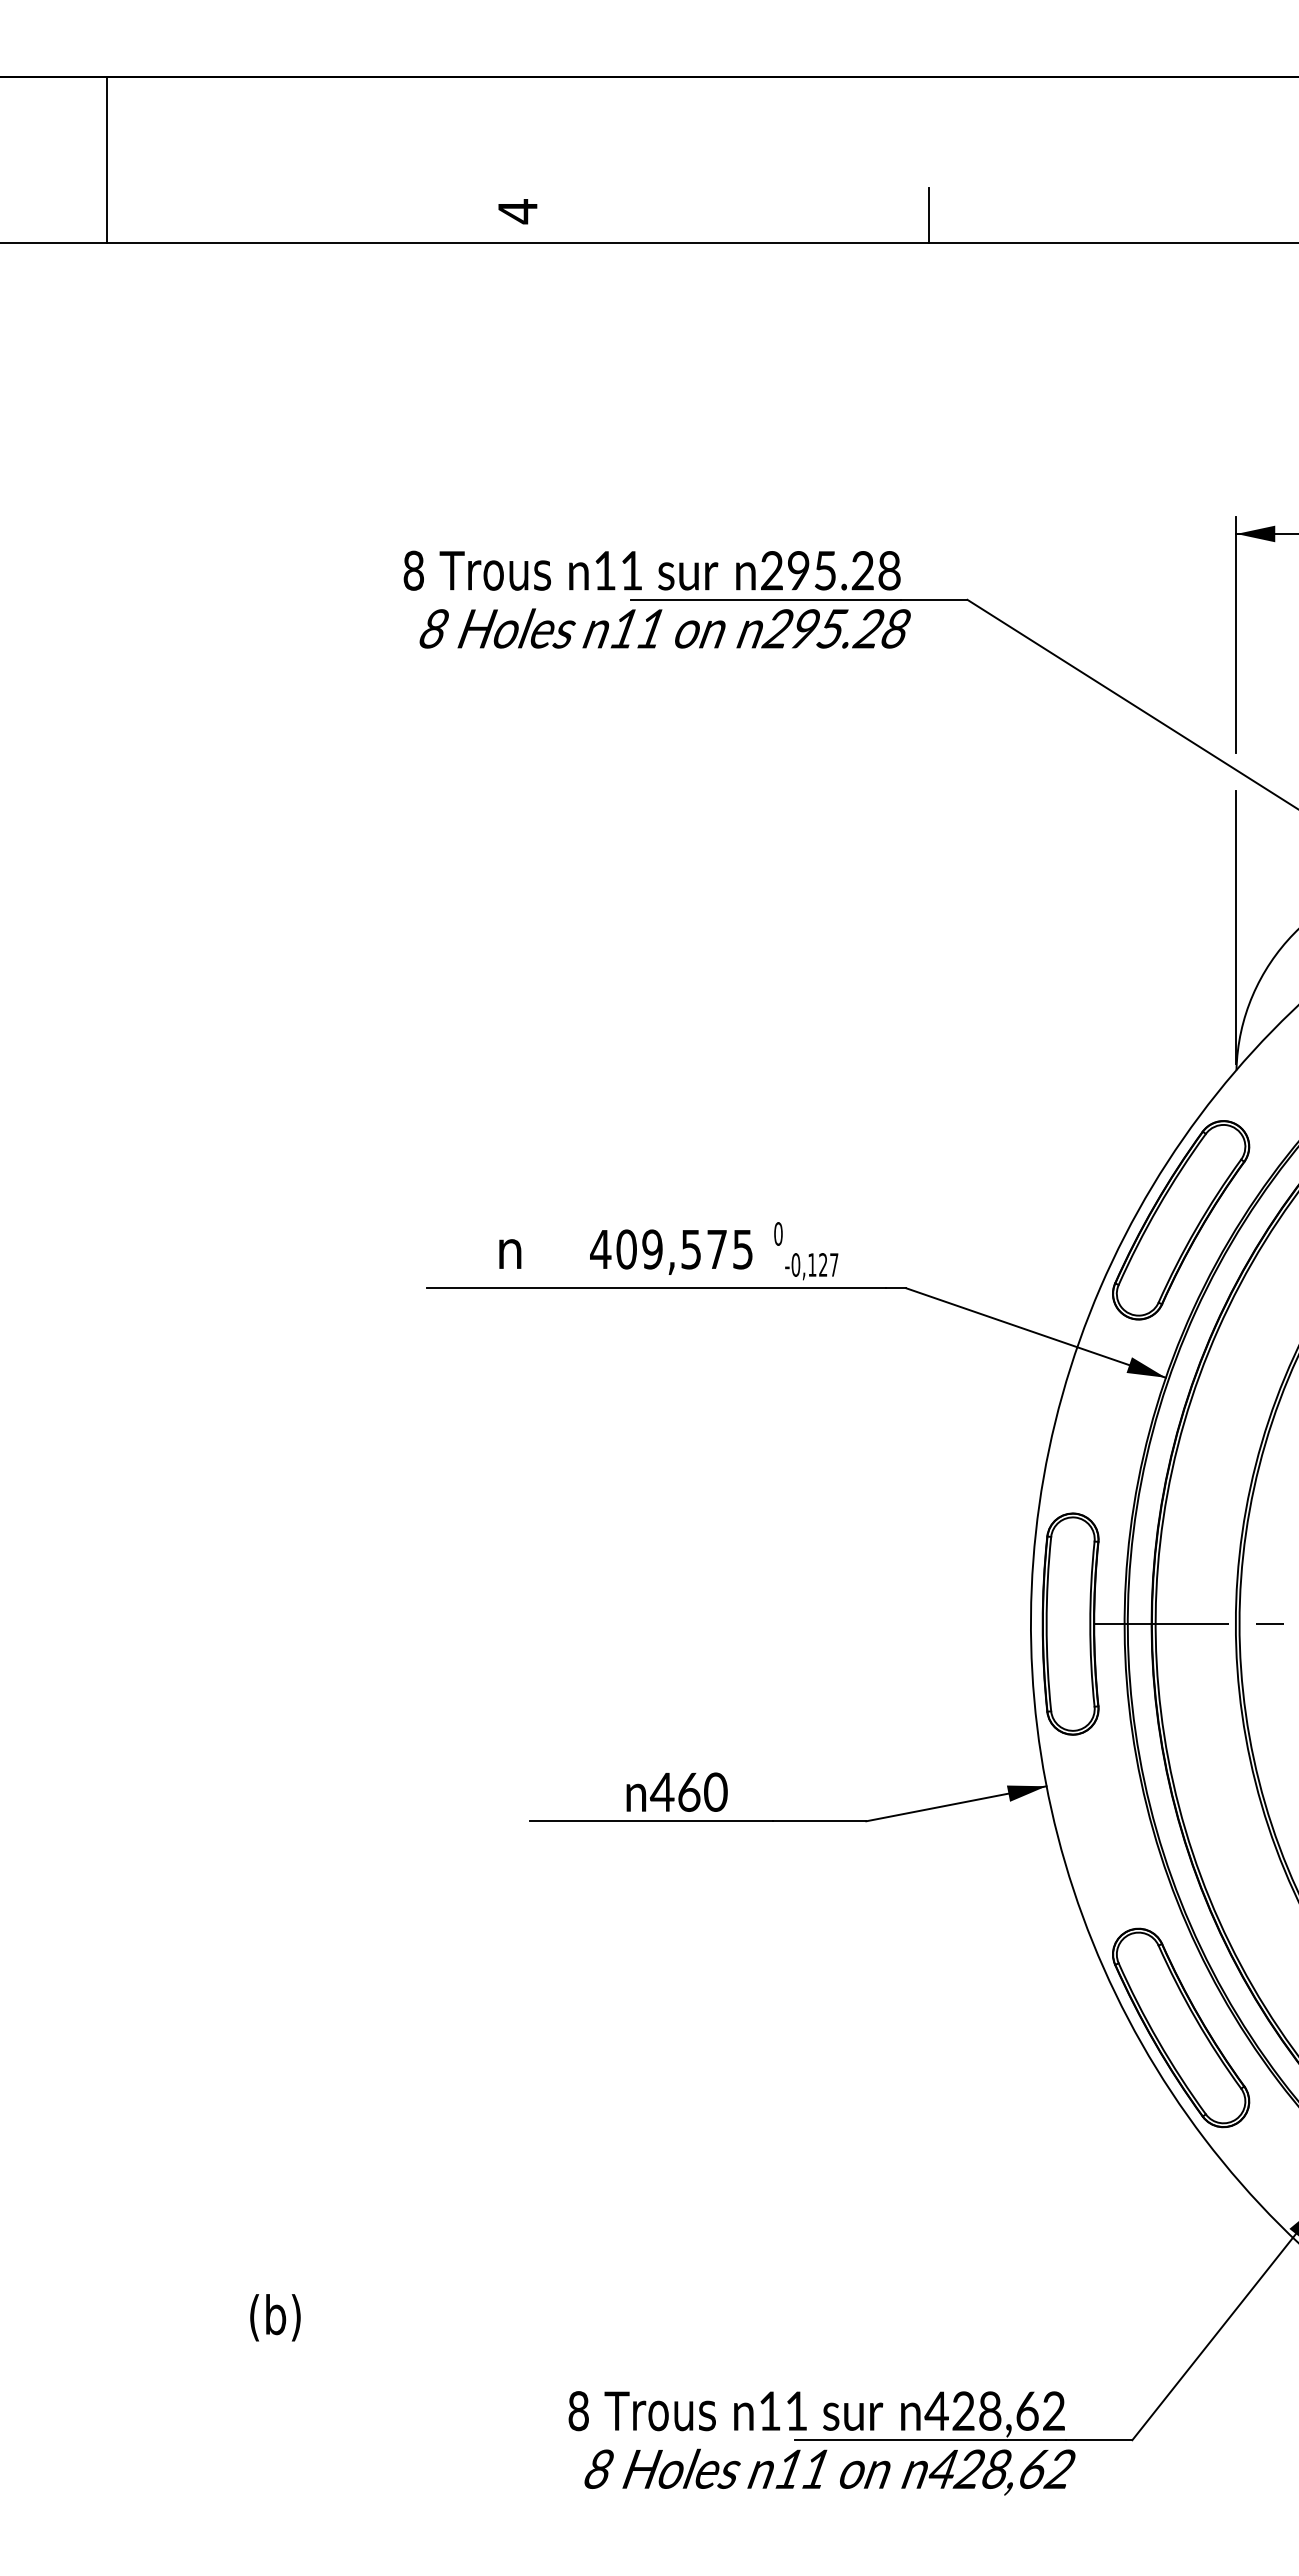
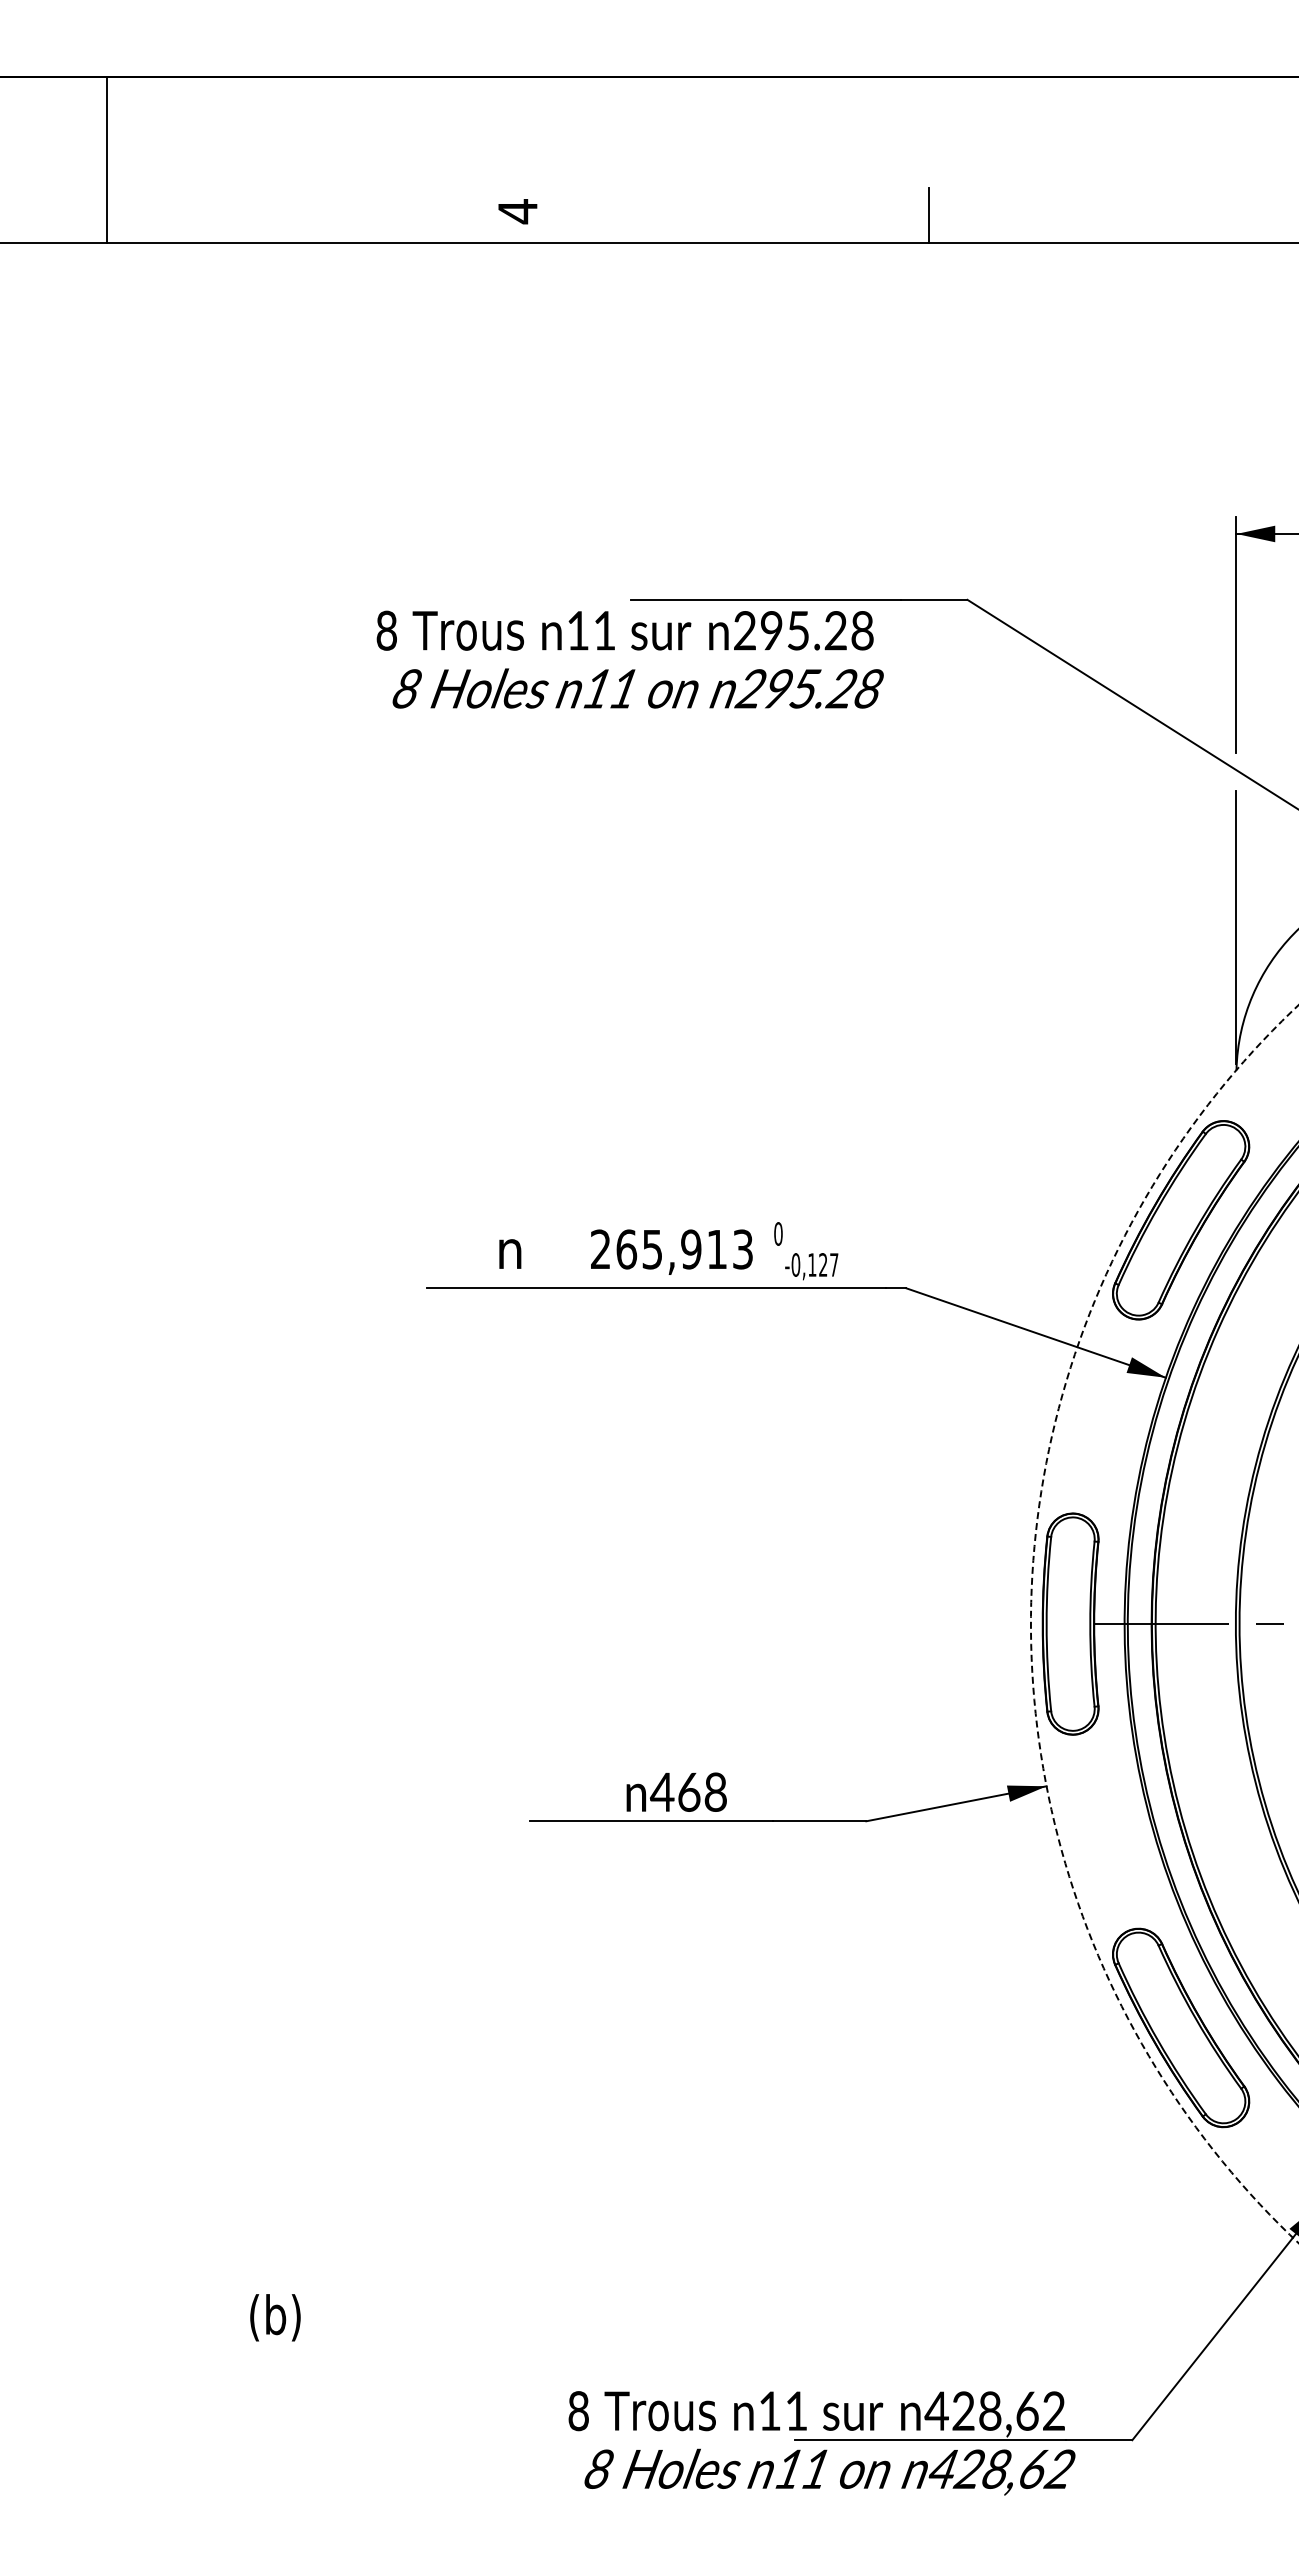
text position: (656, 599) -> (629, 659) (629, 659)
text: 409,575 -> 265,913 (671, 1249)
arc: solid -> dashed (1031, 1623)
text: 460 -> 468 (715, 1792)
